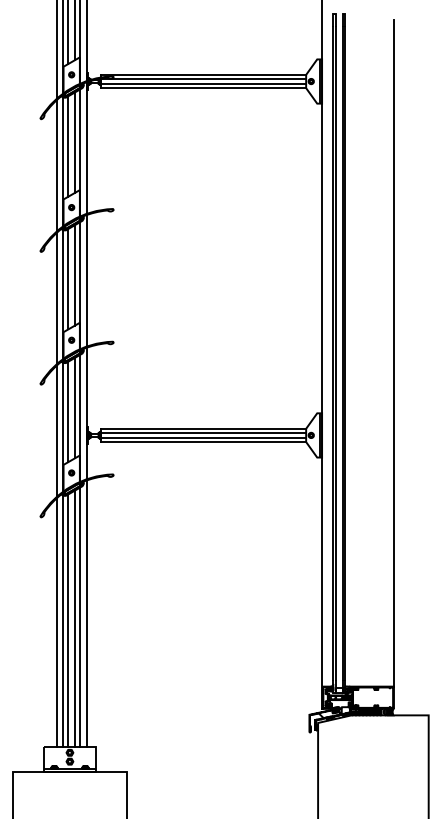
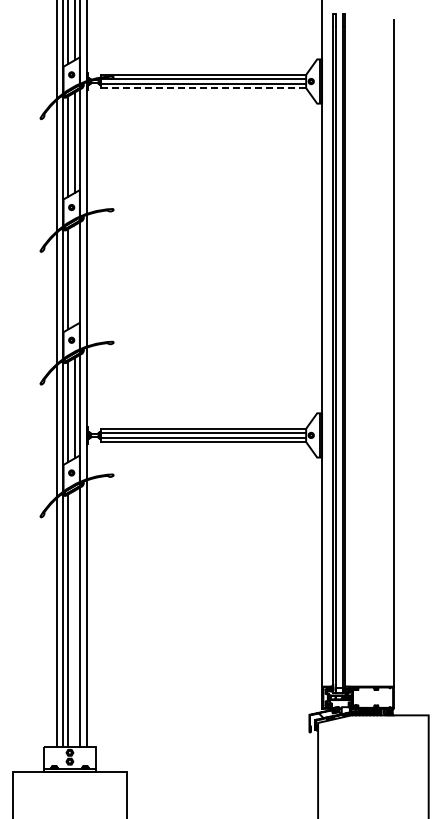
line: solid -> dashed (203, 88)
line: present -> none (75, 275)
line: present -> none (75, 618)
